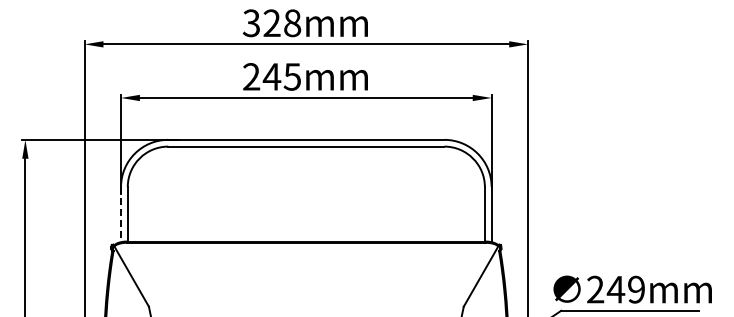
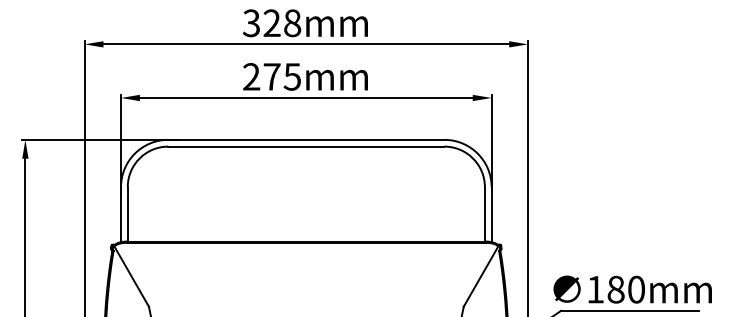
text: 245mm -> 275mm (271, 76)
line: dashed -> solid (121, 214)
text: 249mm -> 180mm (615, 289)
